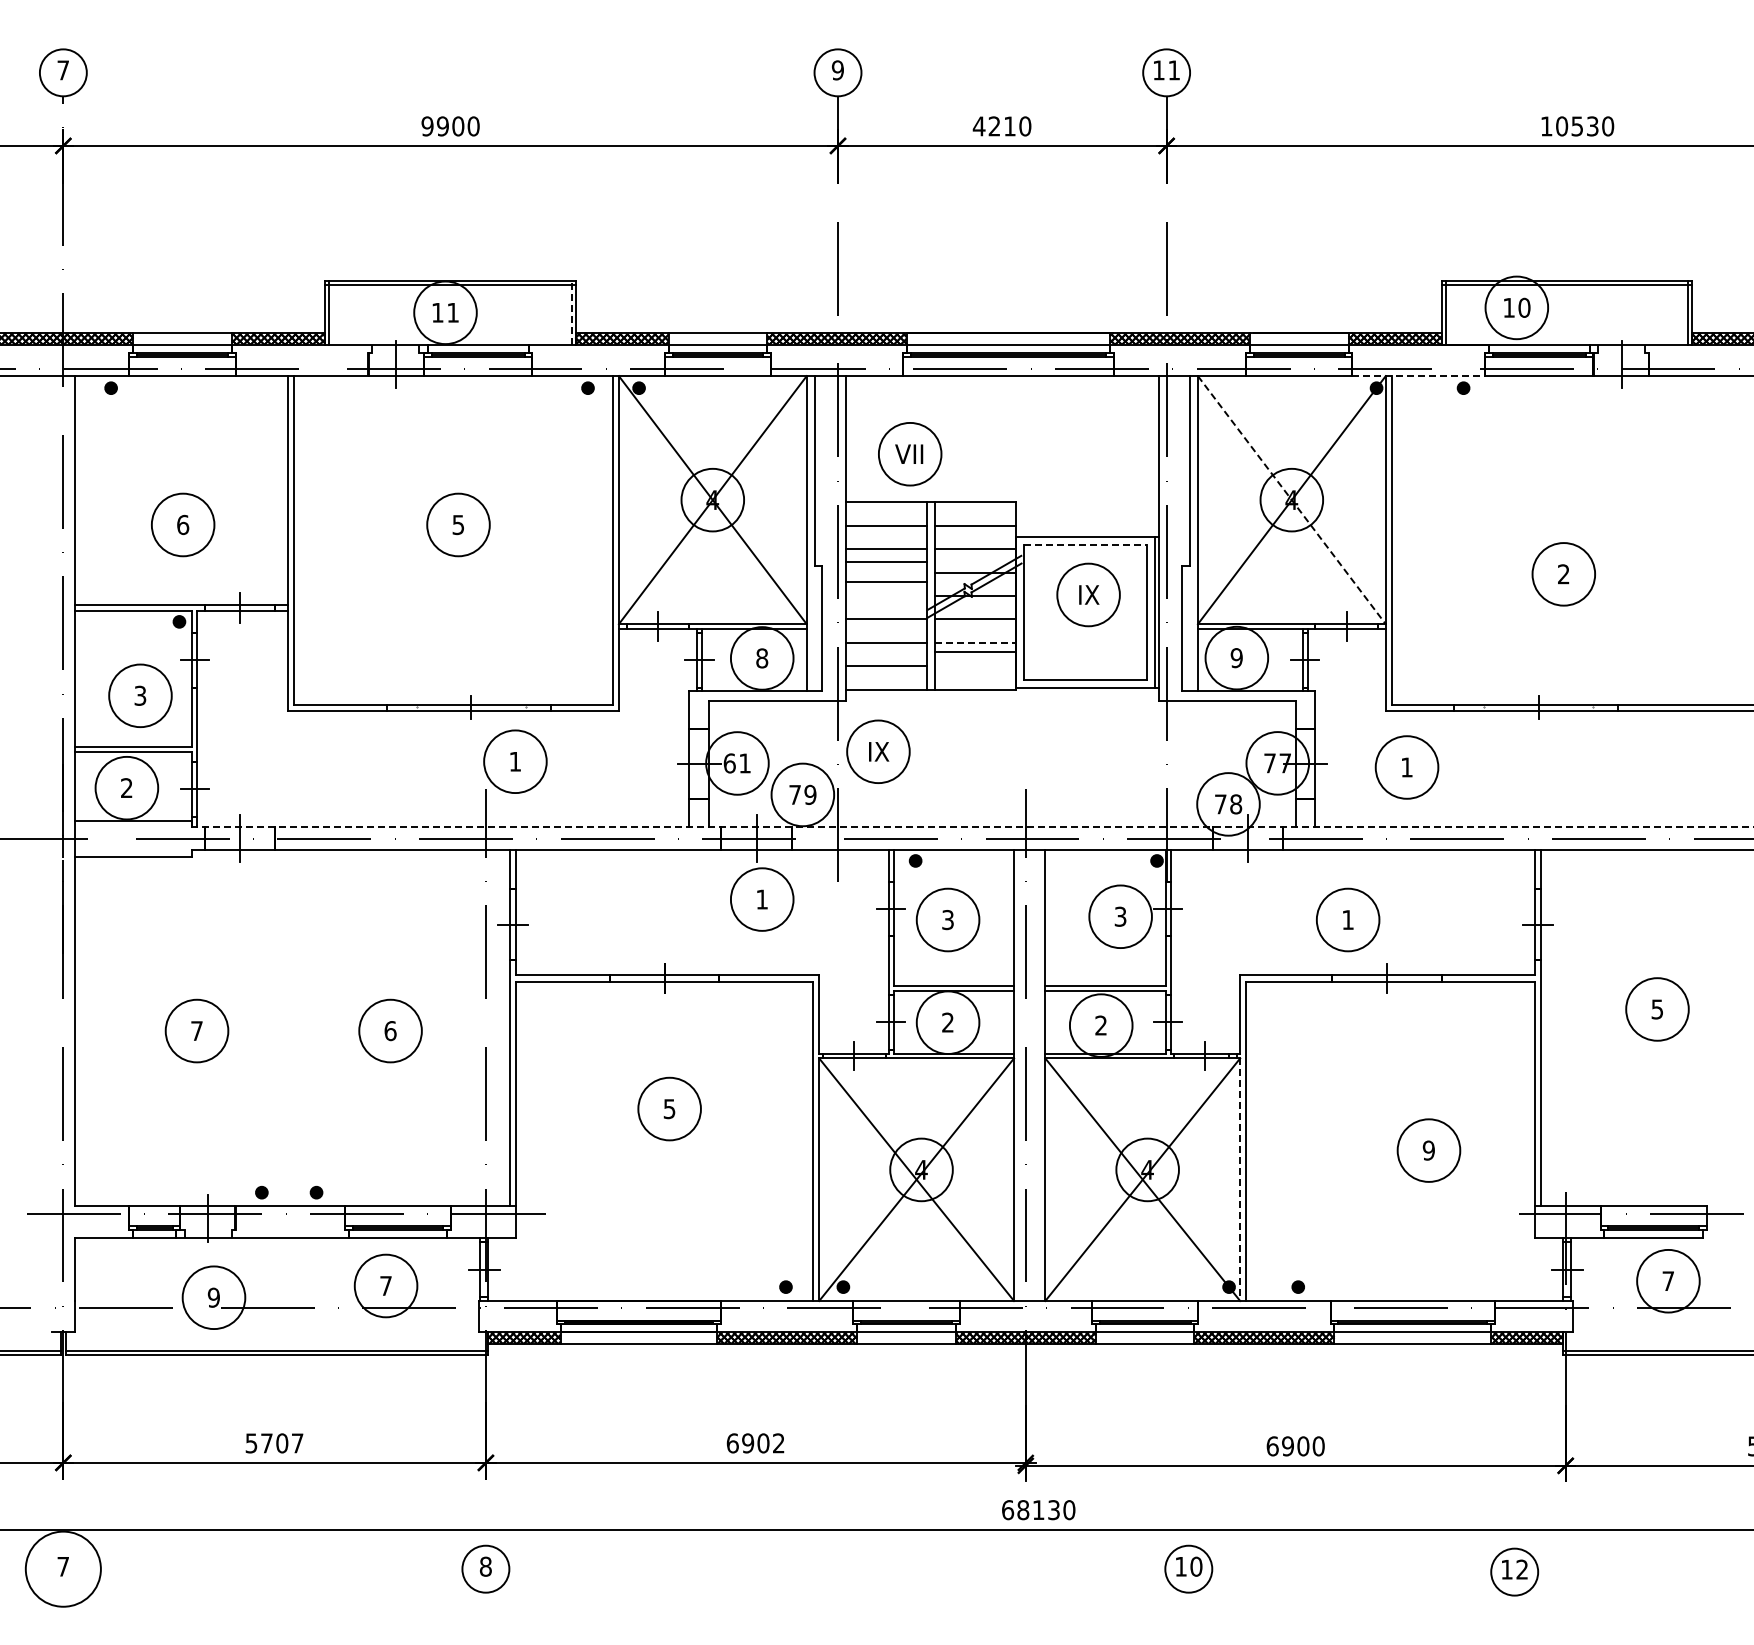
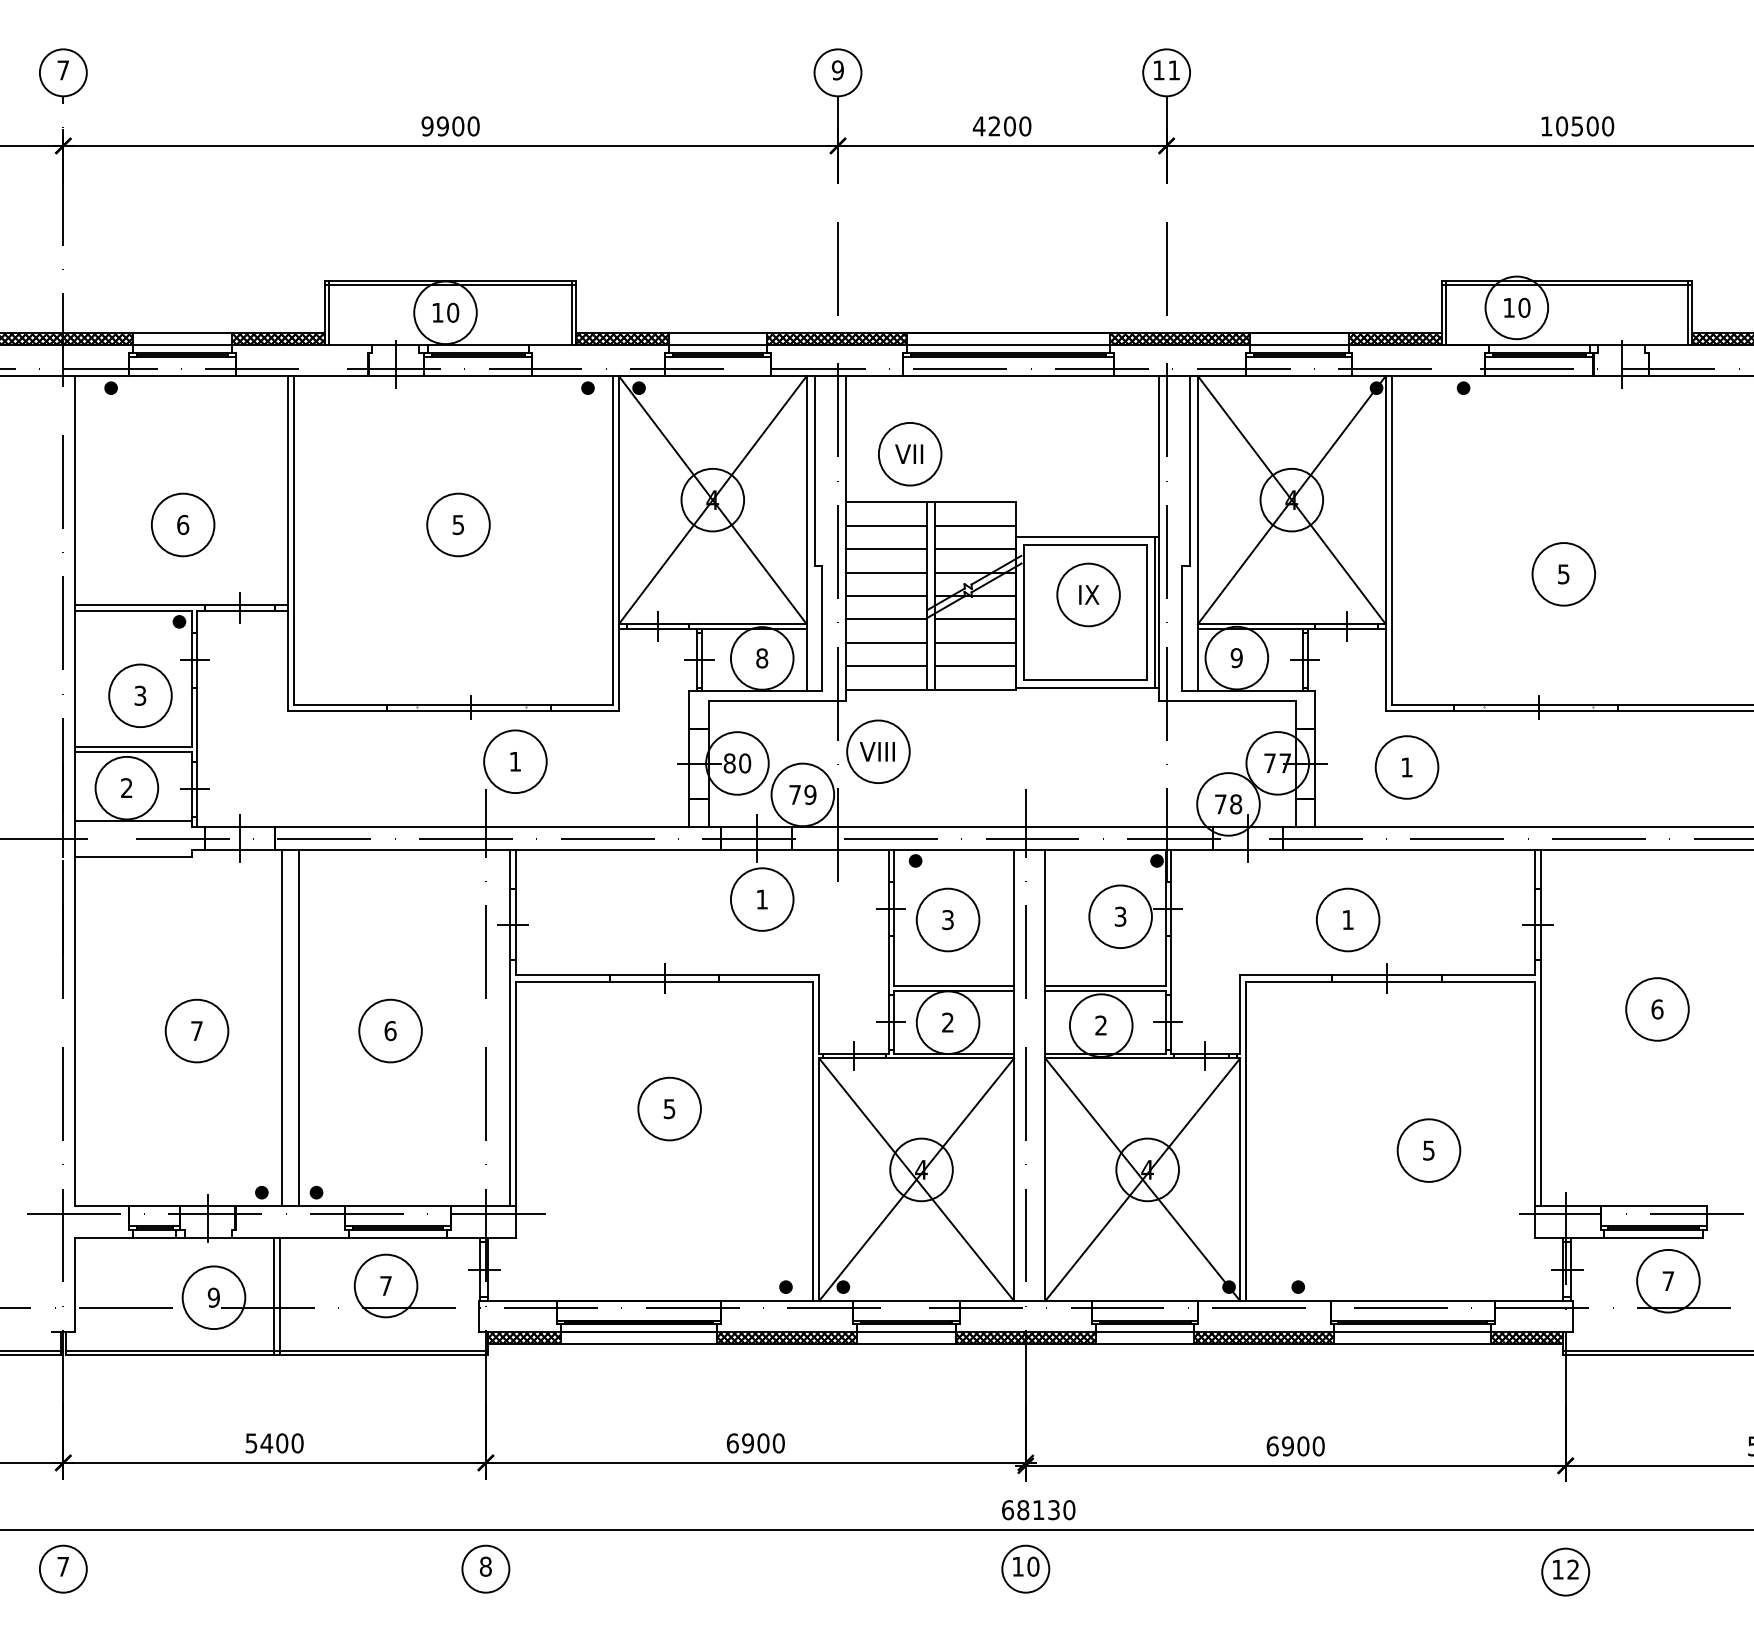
text: 4210 -> 4200 (1009, 126)
text: 10530 -> 10500 (1592, 126)
text: 11 -> 10 (453, 312)
line: dashed -> solid (571, 313)
line: dashed -> solid (1419, 376)
line: dashed -> solid (1291, 500)
line: dashed -> solid (1086, 545)
line position: (886, 561) -> (886, 572) (886, 572)
text: 2 -> 5 (1563, 574)
line position: (886, 582) -> (886, 596) (886, 596)
line: dashed -> solid (975, 642)
line position: (975, 652) -> (975, 666) (975, 666)
text: IX -> VIII (876, 751)
text: 61 -> 80 (737, 763)
line: dashed -> solid (972, 826)
text: 5 -> 6 (1657, 1009)
line: none -> present (281, 1028)
line: none -> present (298, 1028)
text: 9 -> 5 (1428, 1150)
line: dashed -> solid (1240, 1180)
line: none -> present (273, 1295)
line: none -> present (280, 1295)
text: 5707 -> 5400 (281, 1443)
text: 6902 -> 6900 (778, 1443)
circle diameter: 75 px -> 47 px (62, 1568)
part position: (1188, 1568) -> (1025, 1568) (1025, 1568)
part position: (1514, 1571) -> (1565, 1571) (1565, 1571)
